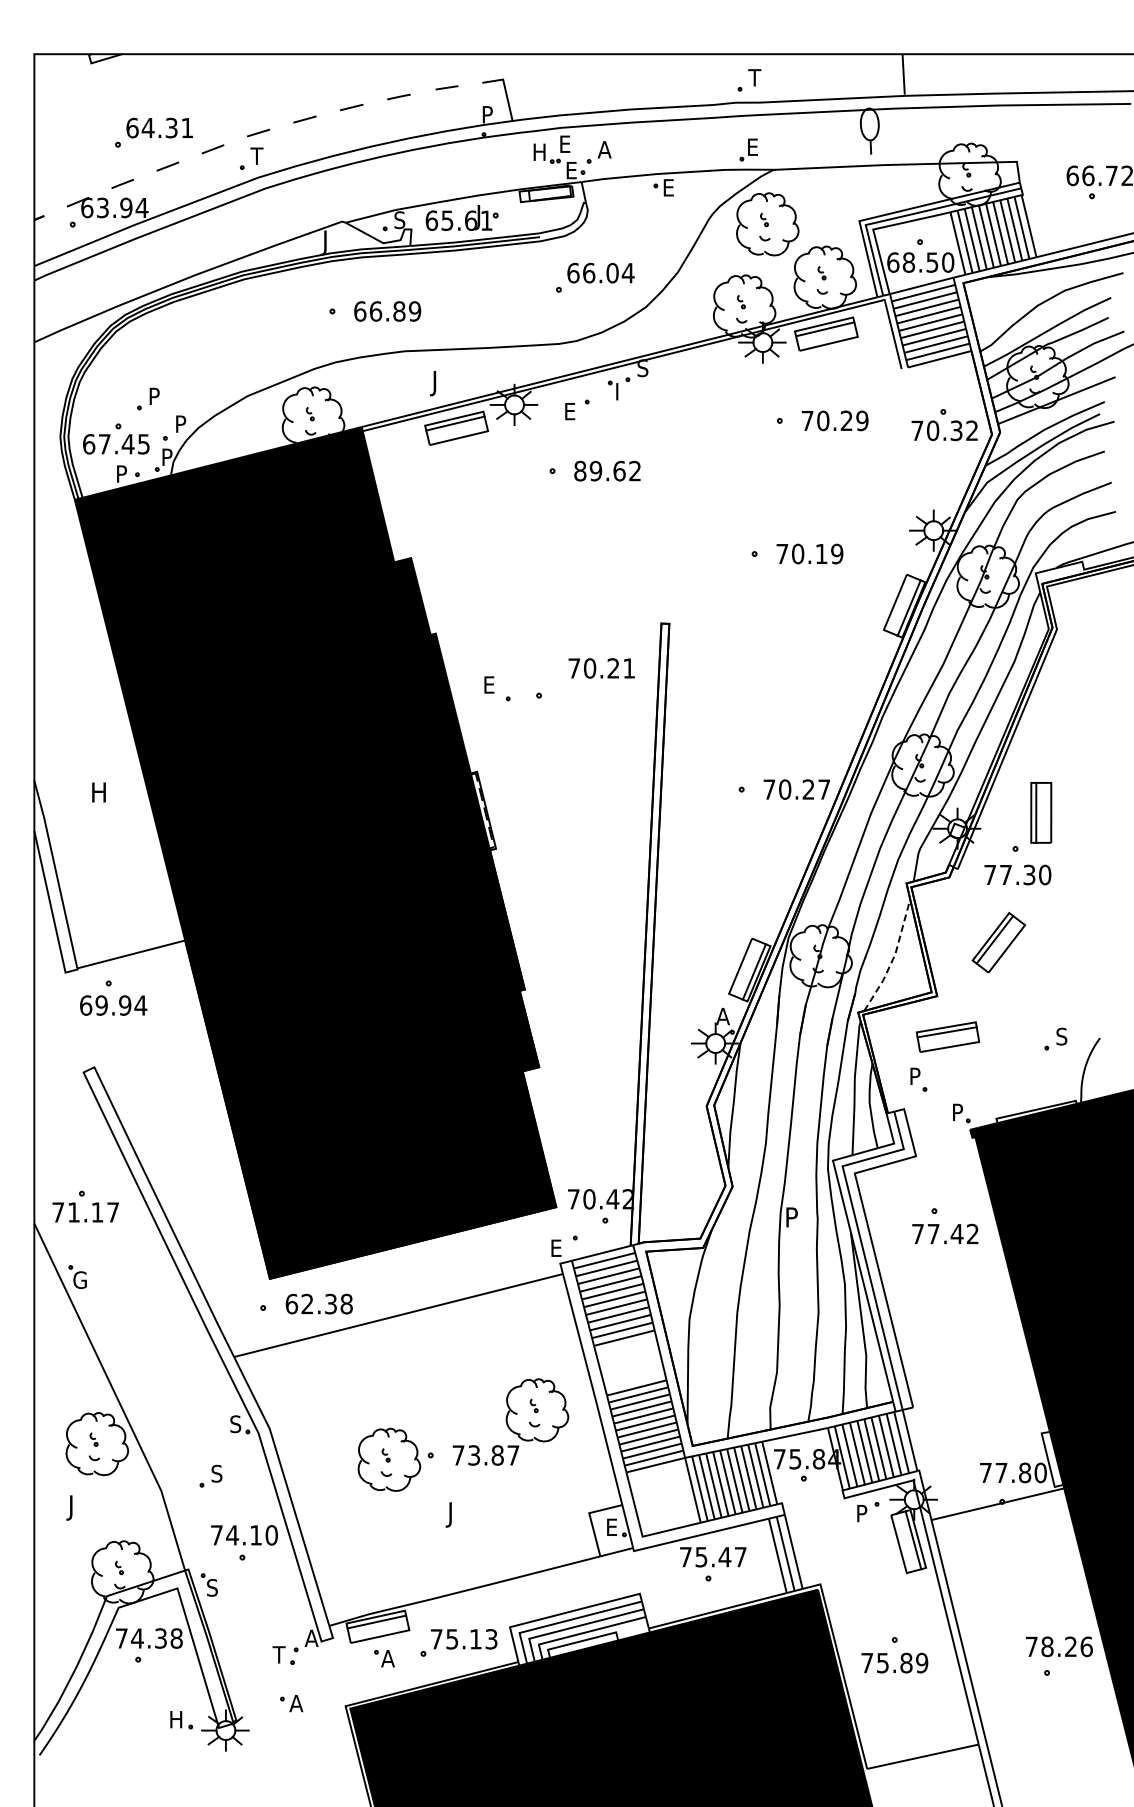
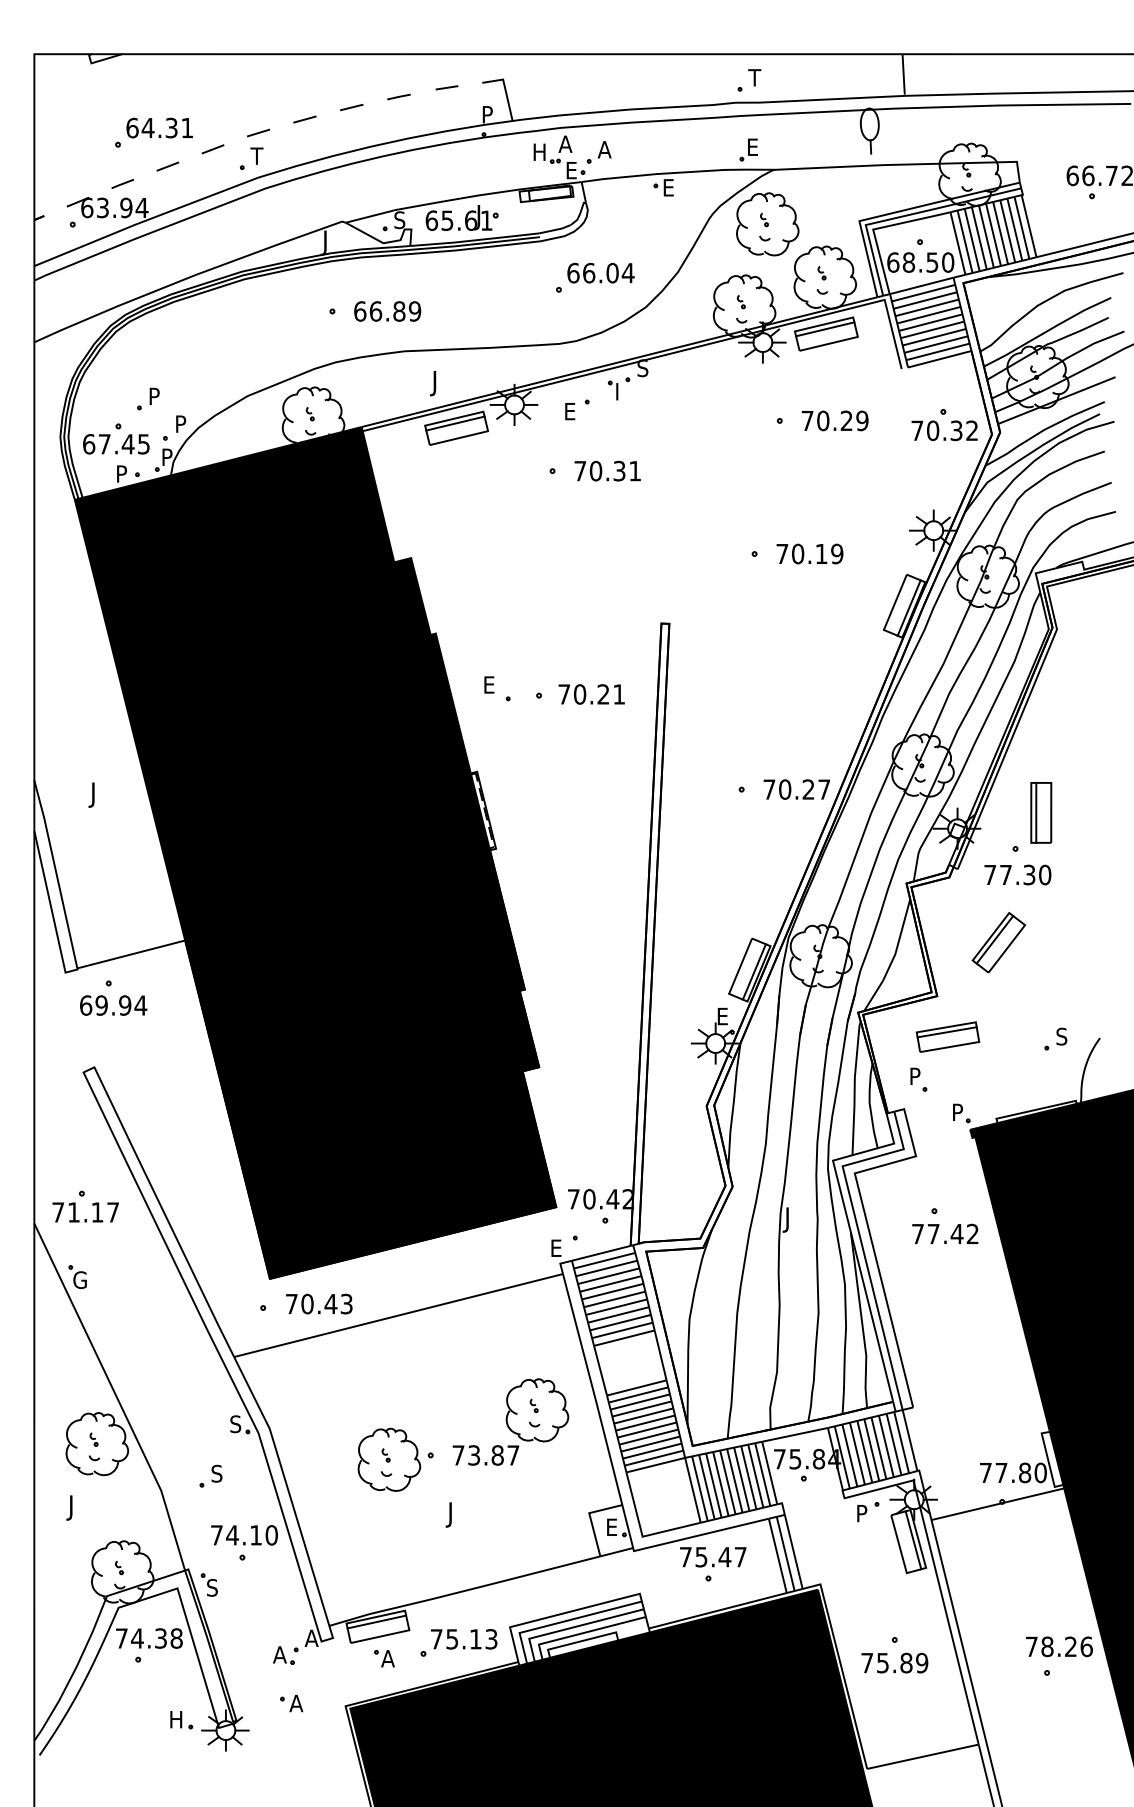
text: E -> A (565, 143)
text: 89.62 -> 70.31 (607, 470)
text position: (601, 668) -> (591, 694) (591, 694)
text: H -> J (96, 794)
line: dashed -> solid (893, 957)
text: A -> E (722, 1016)
text: P -> J (789, 1219)
text: 62.38 -> 70.43 (318, 1303)
text: T -> A (279, 1654)
